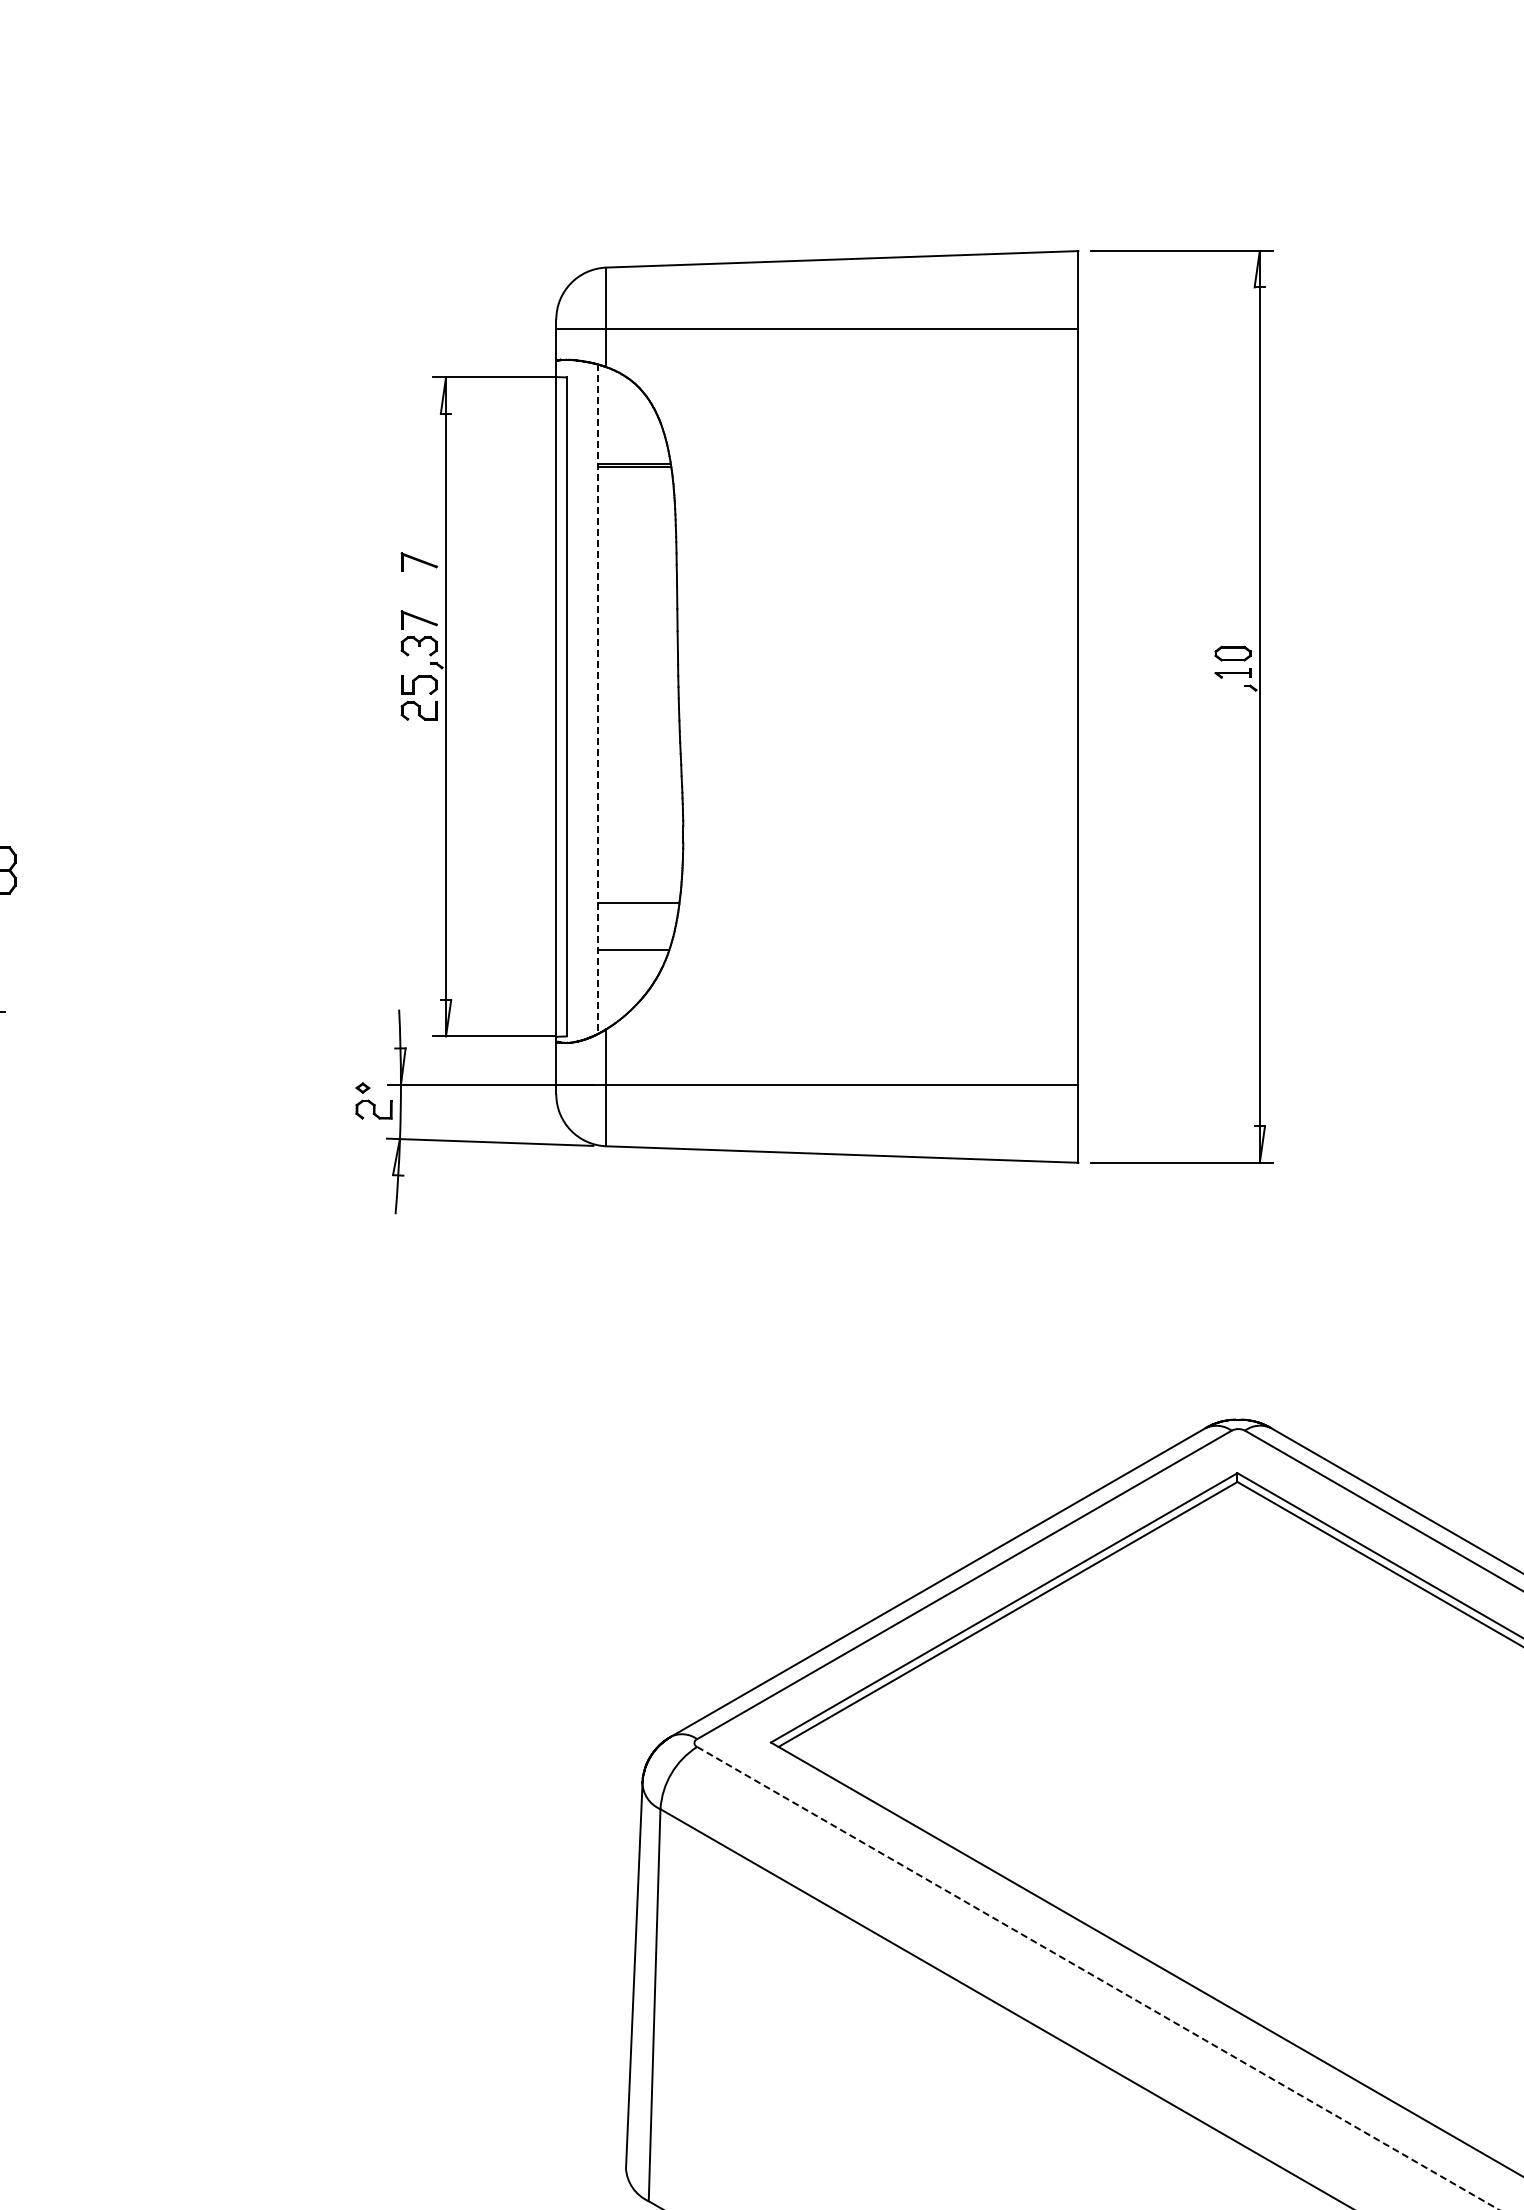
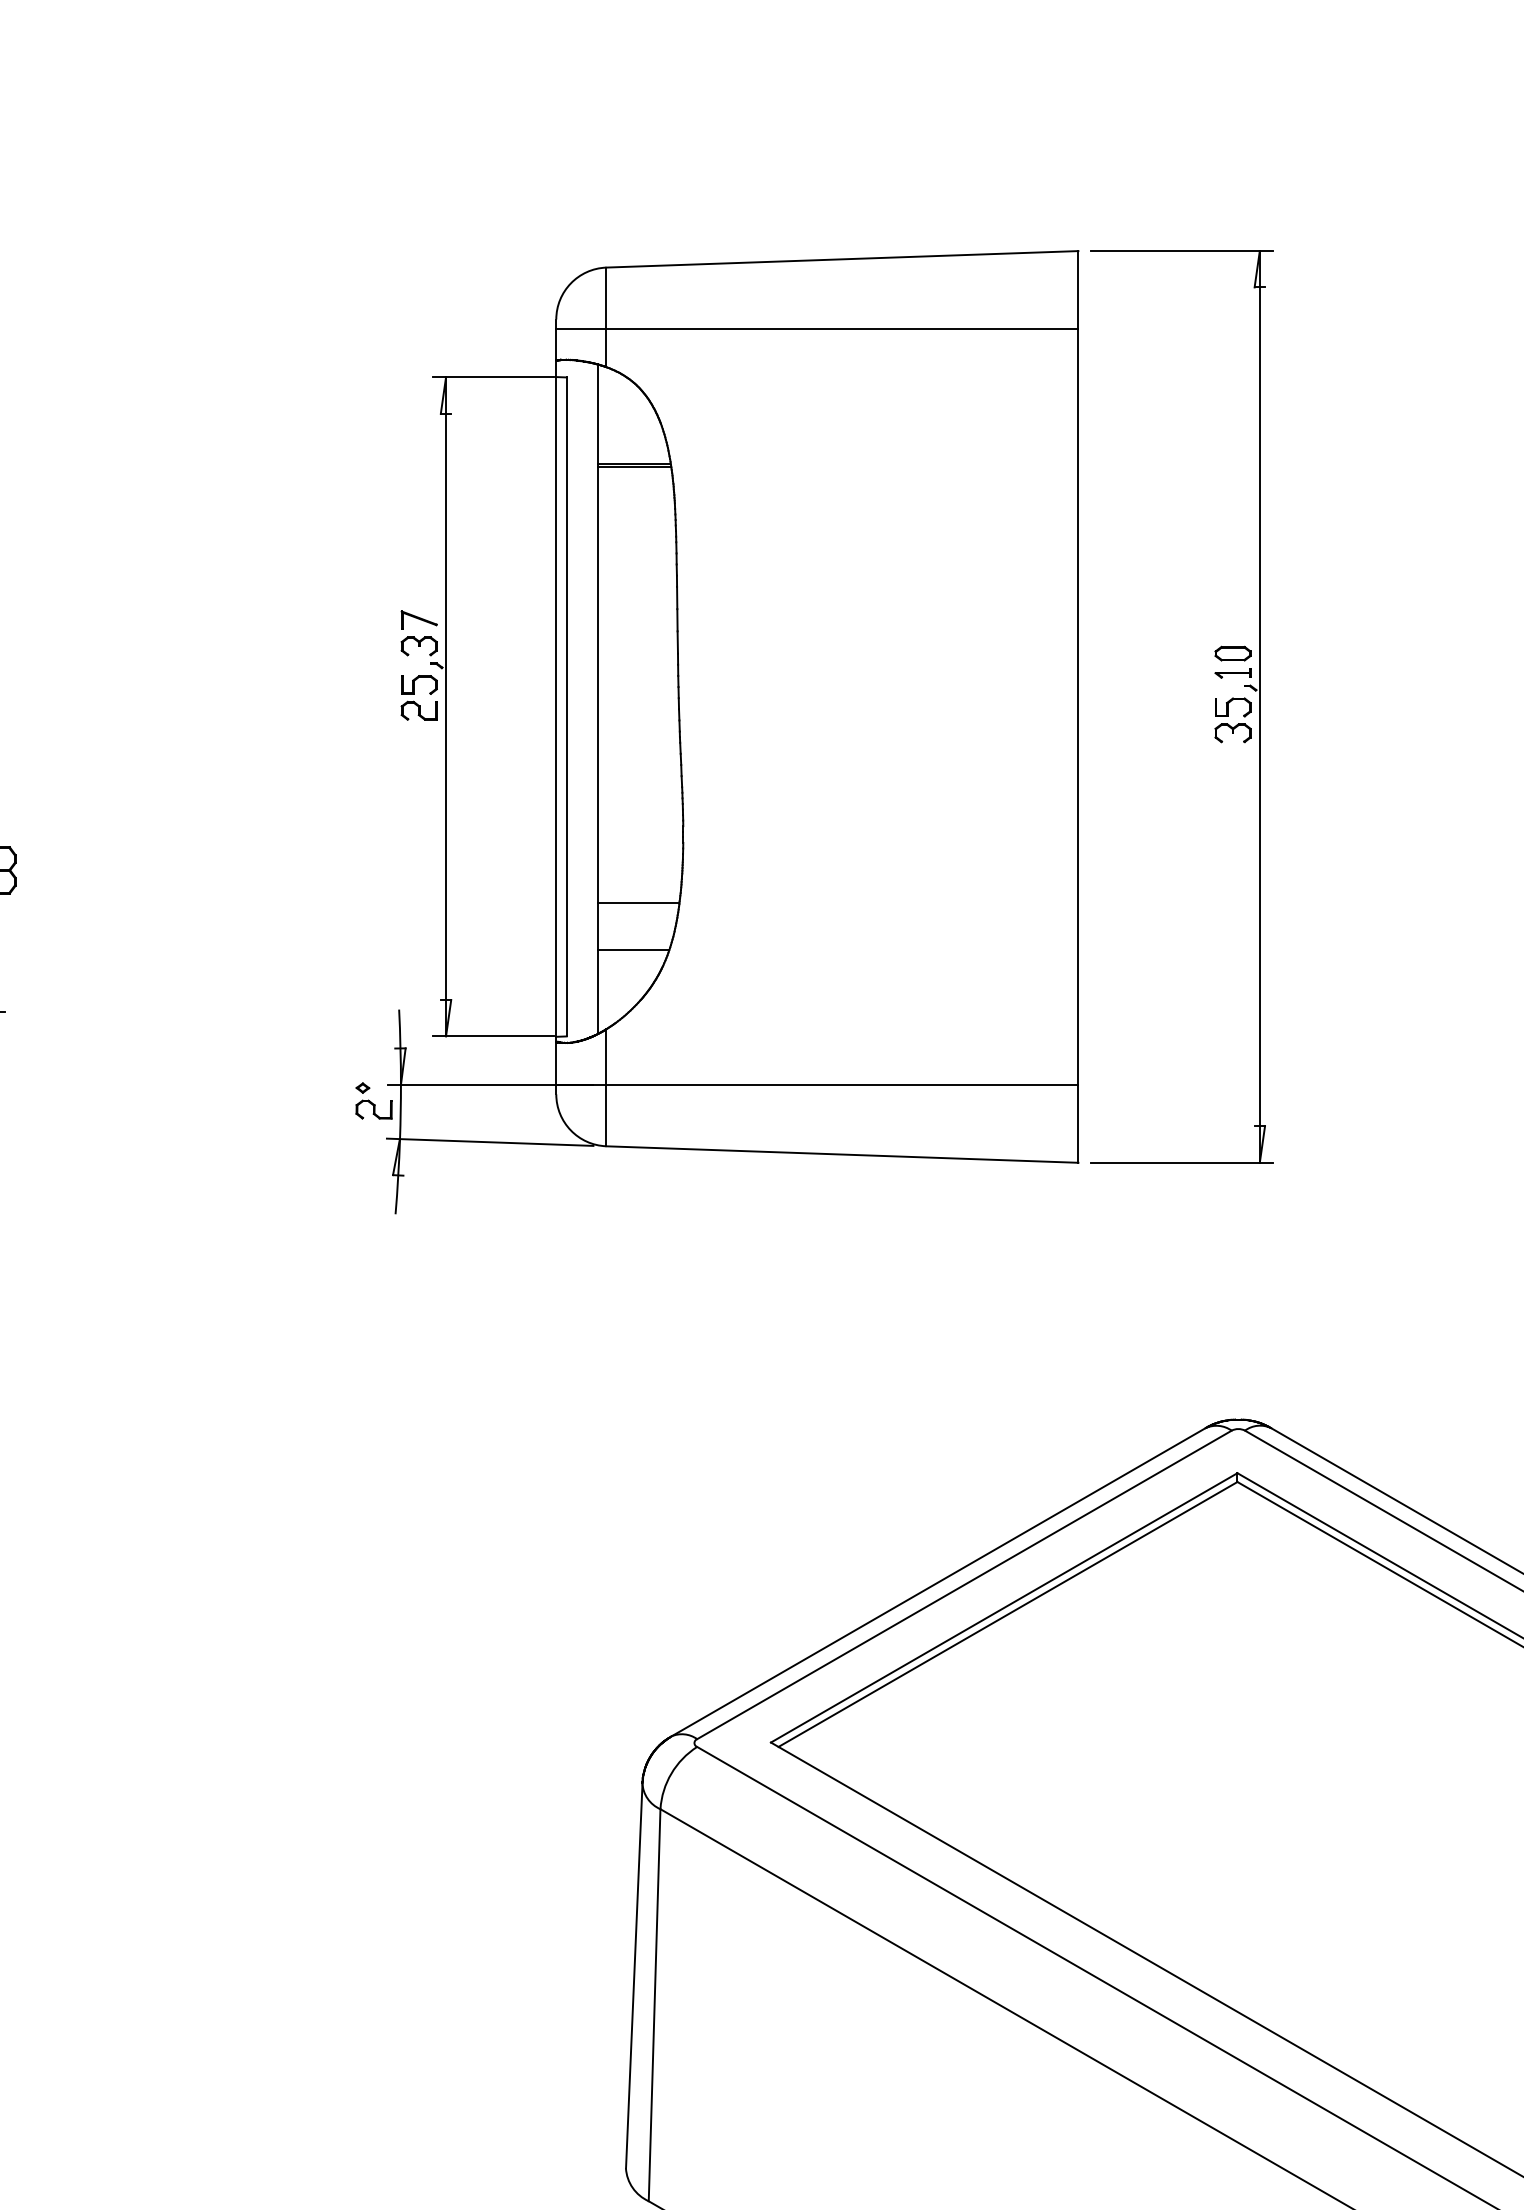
part: present -> none (418, 561)
line: dashed -> solid (597, 699)
part: none -> present (1232, 720)
line: dashed -> solid (1097, 1978)
